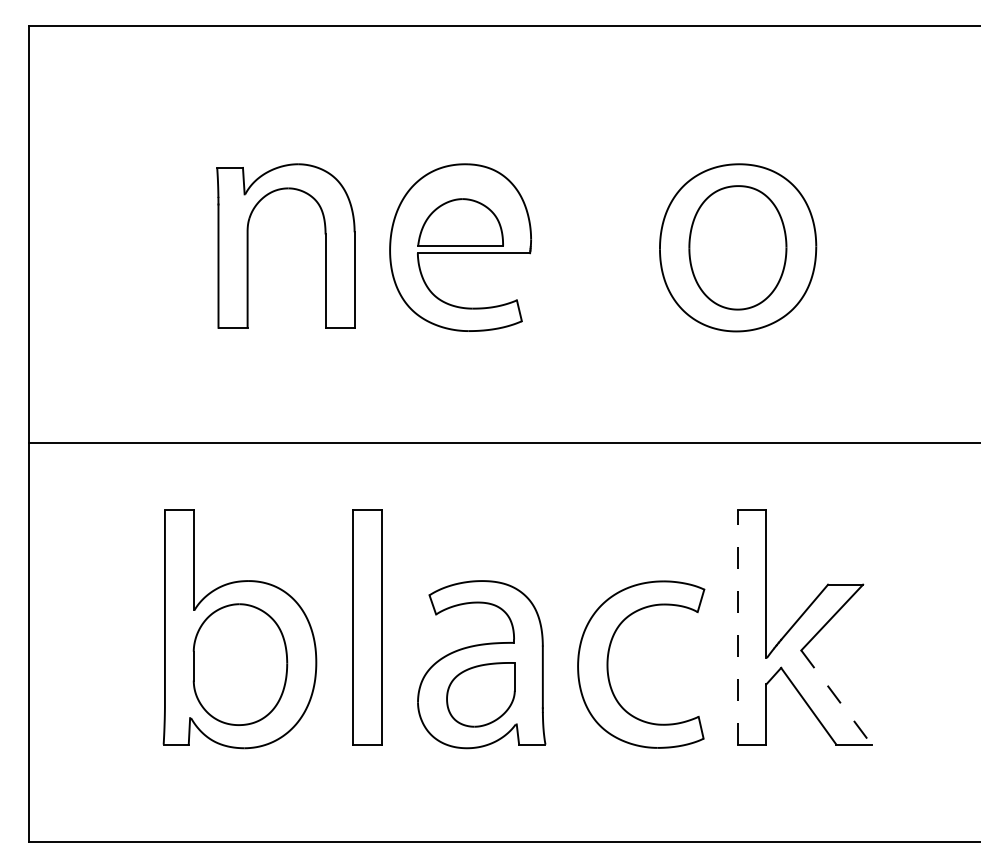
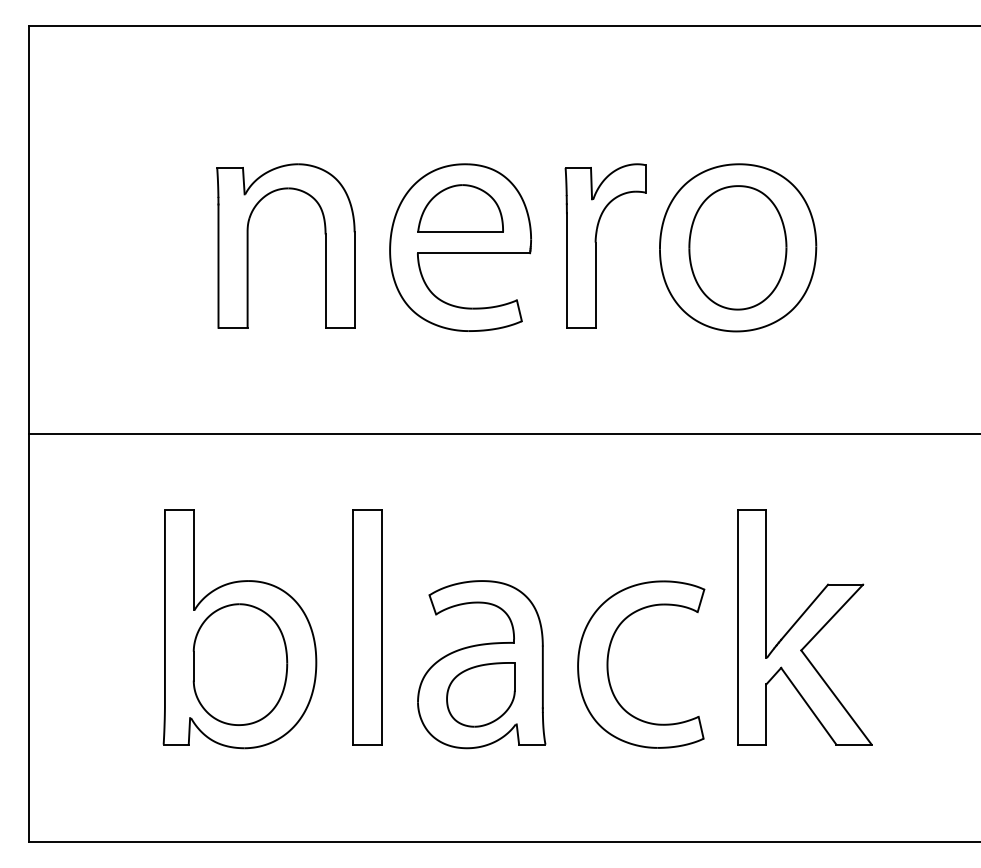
part position: (460, 222) -> (460, 208) (460, 208)
part: none -> present (596, 245)
line position: (503, 443) -> (503, 434) (503, 434)
line: dashed -> solid (737, 626)
line: dashed -> solid (836, 697)
